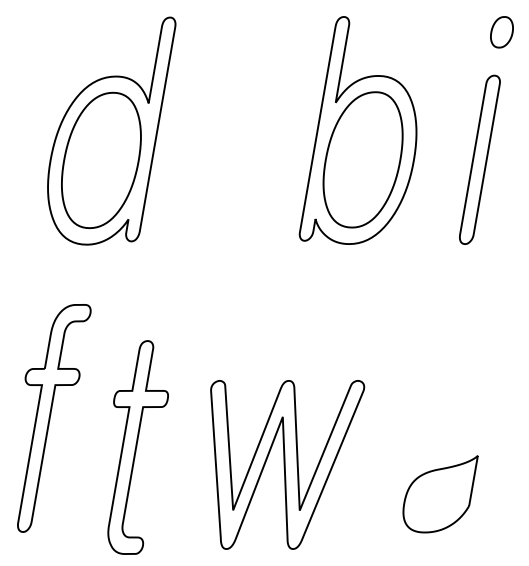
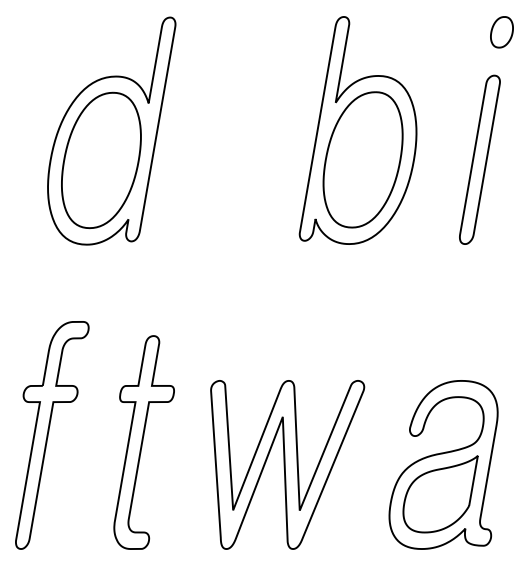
part position: (54, 418) -> (52, 435) (52, 435)
part position: (137, 447) -> (143, 442) (143, 442)
part: none -> present (443, 464)
